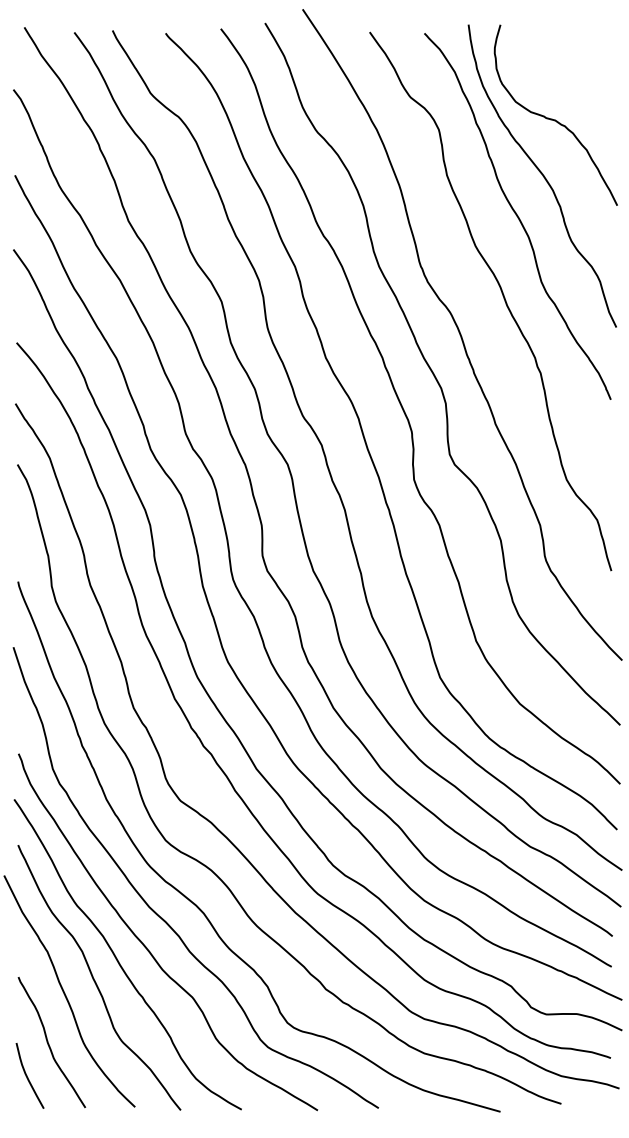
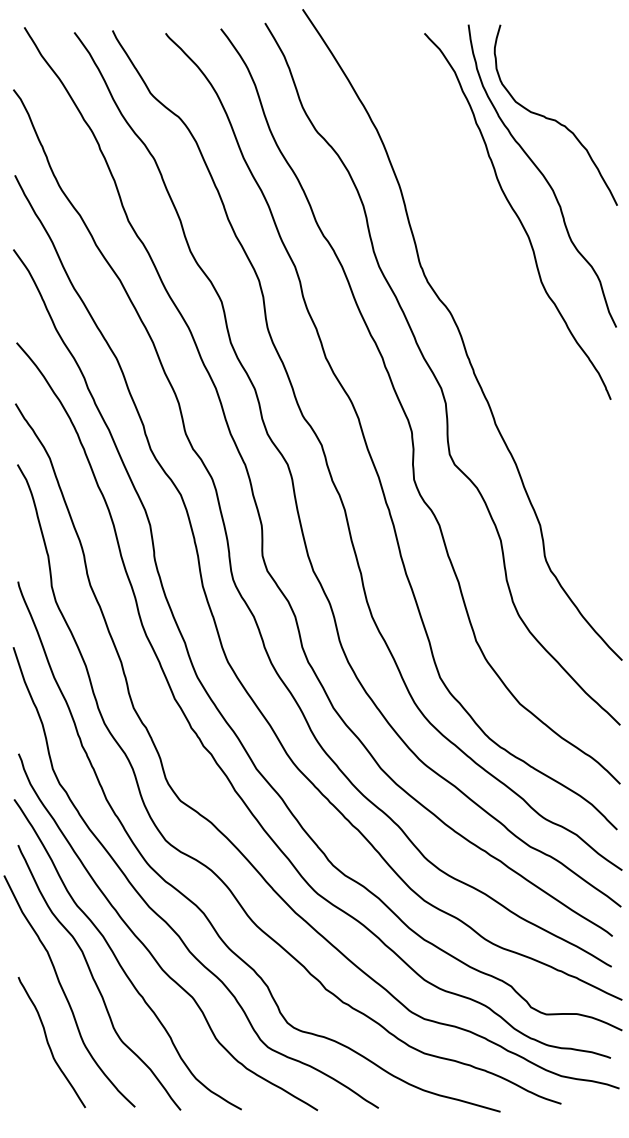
curve: present -> none (502, 296)
curve: present -> none (27, 1075)
